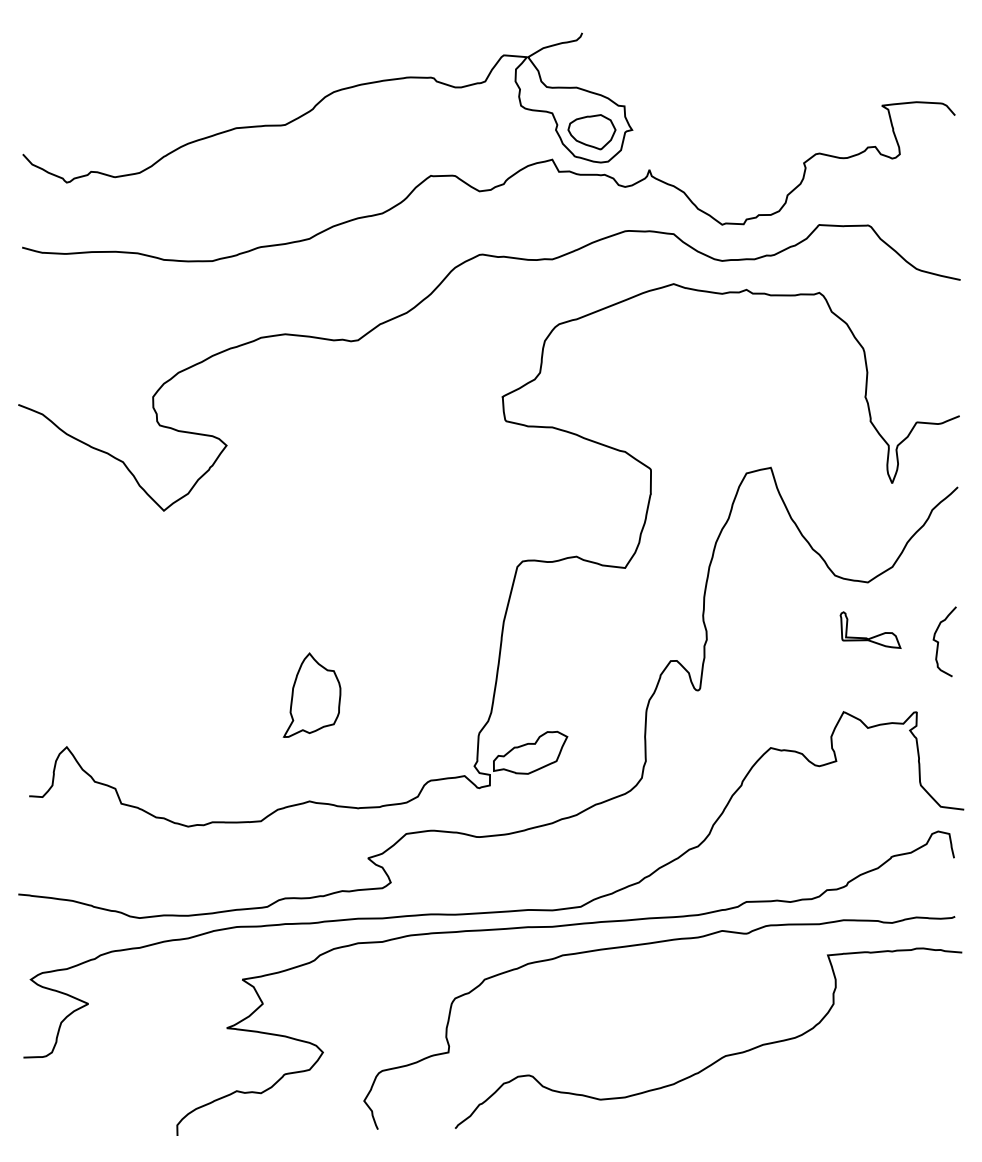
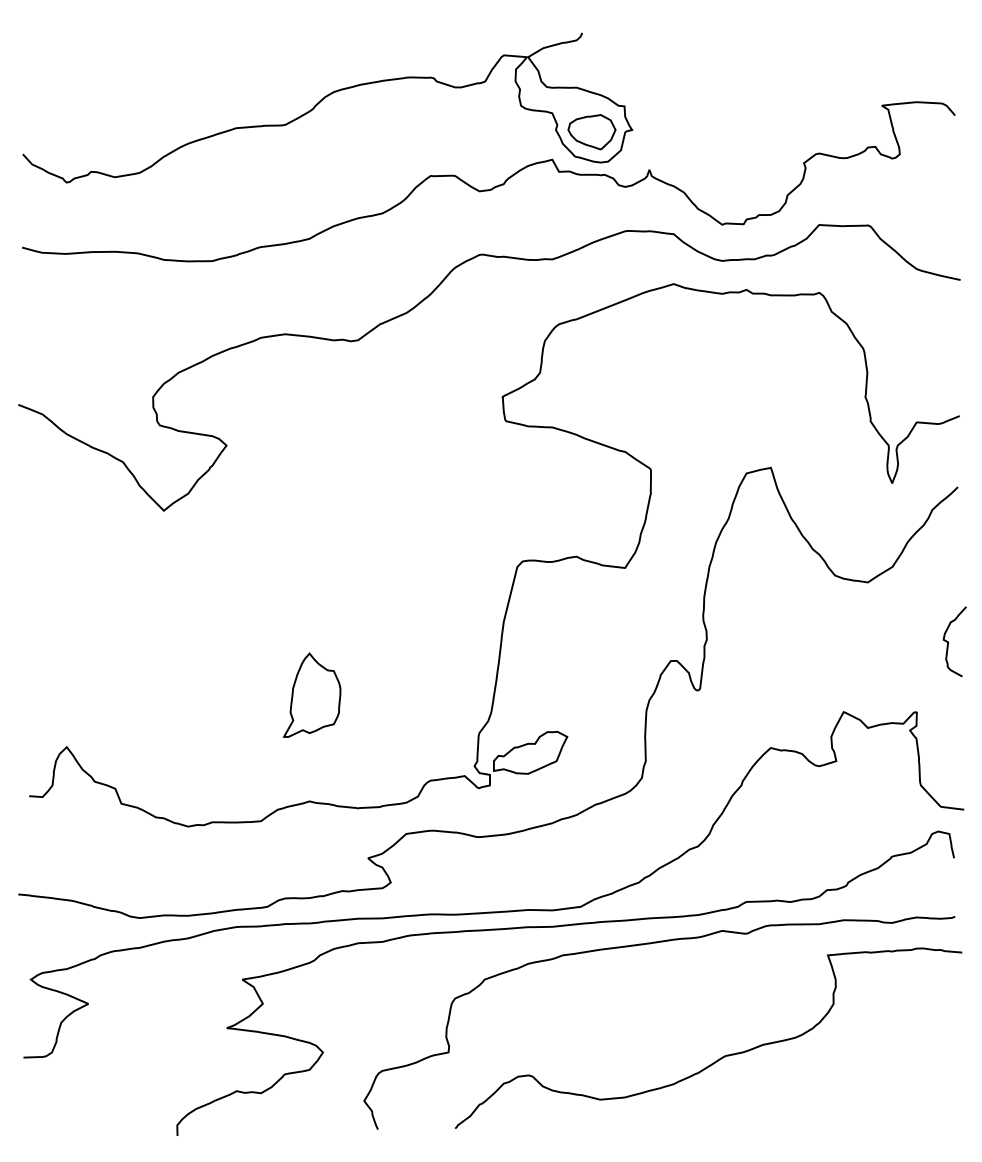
part: present -> none (872, 636)
curve position: (939, 642) -> (949, 642) (949, 642)
